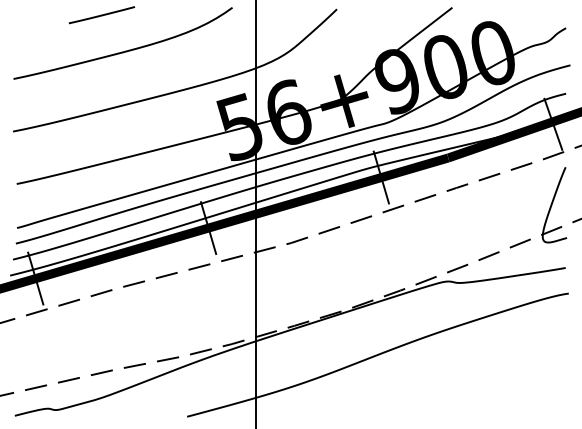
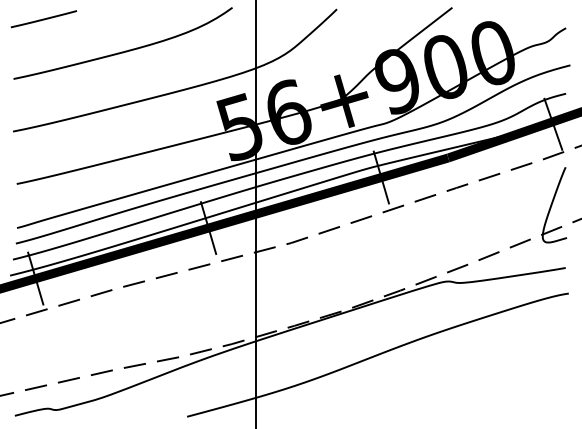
line position: (101, 15) -> (43, 19) (43, 19)
